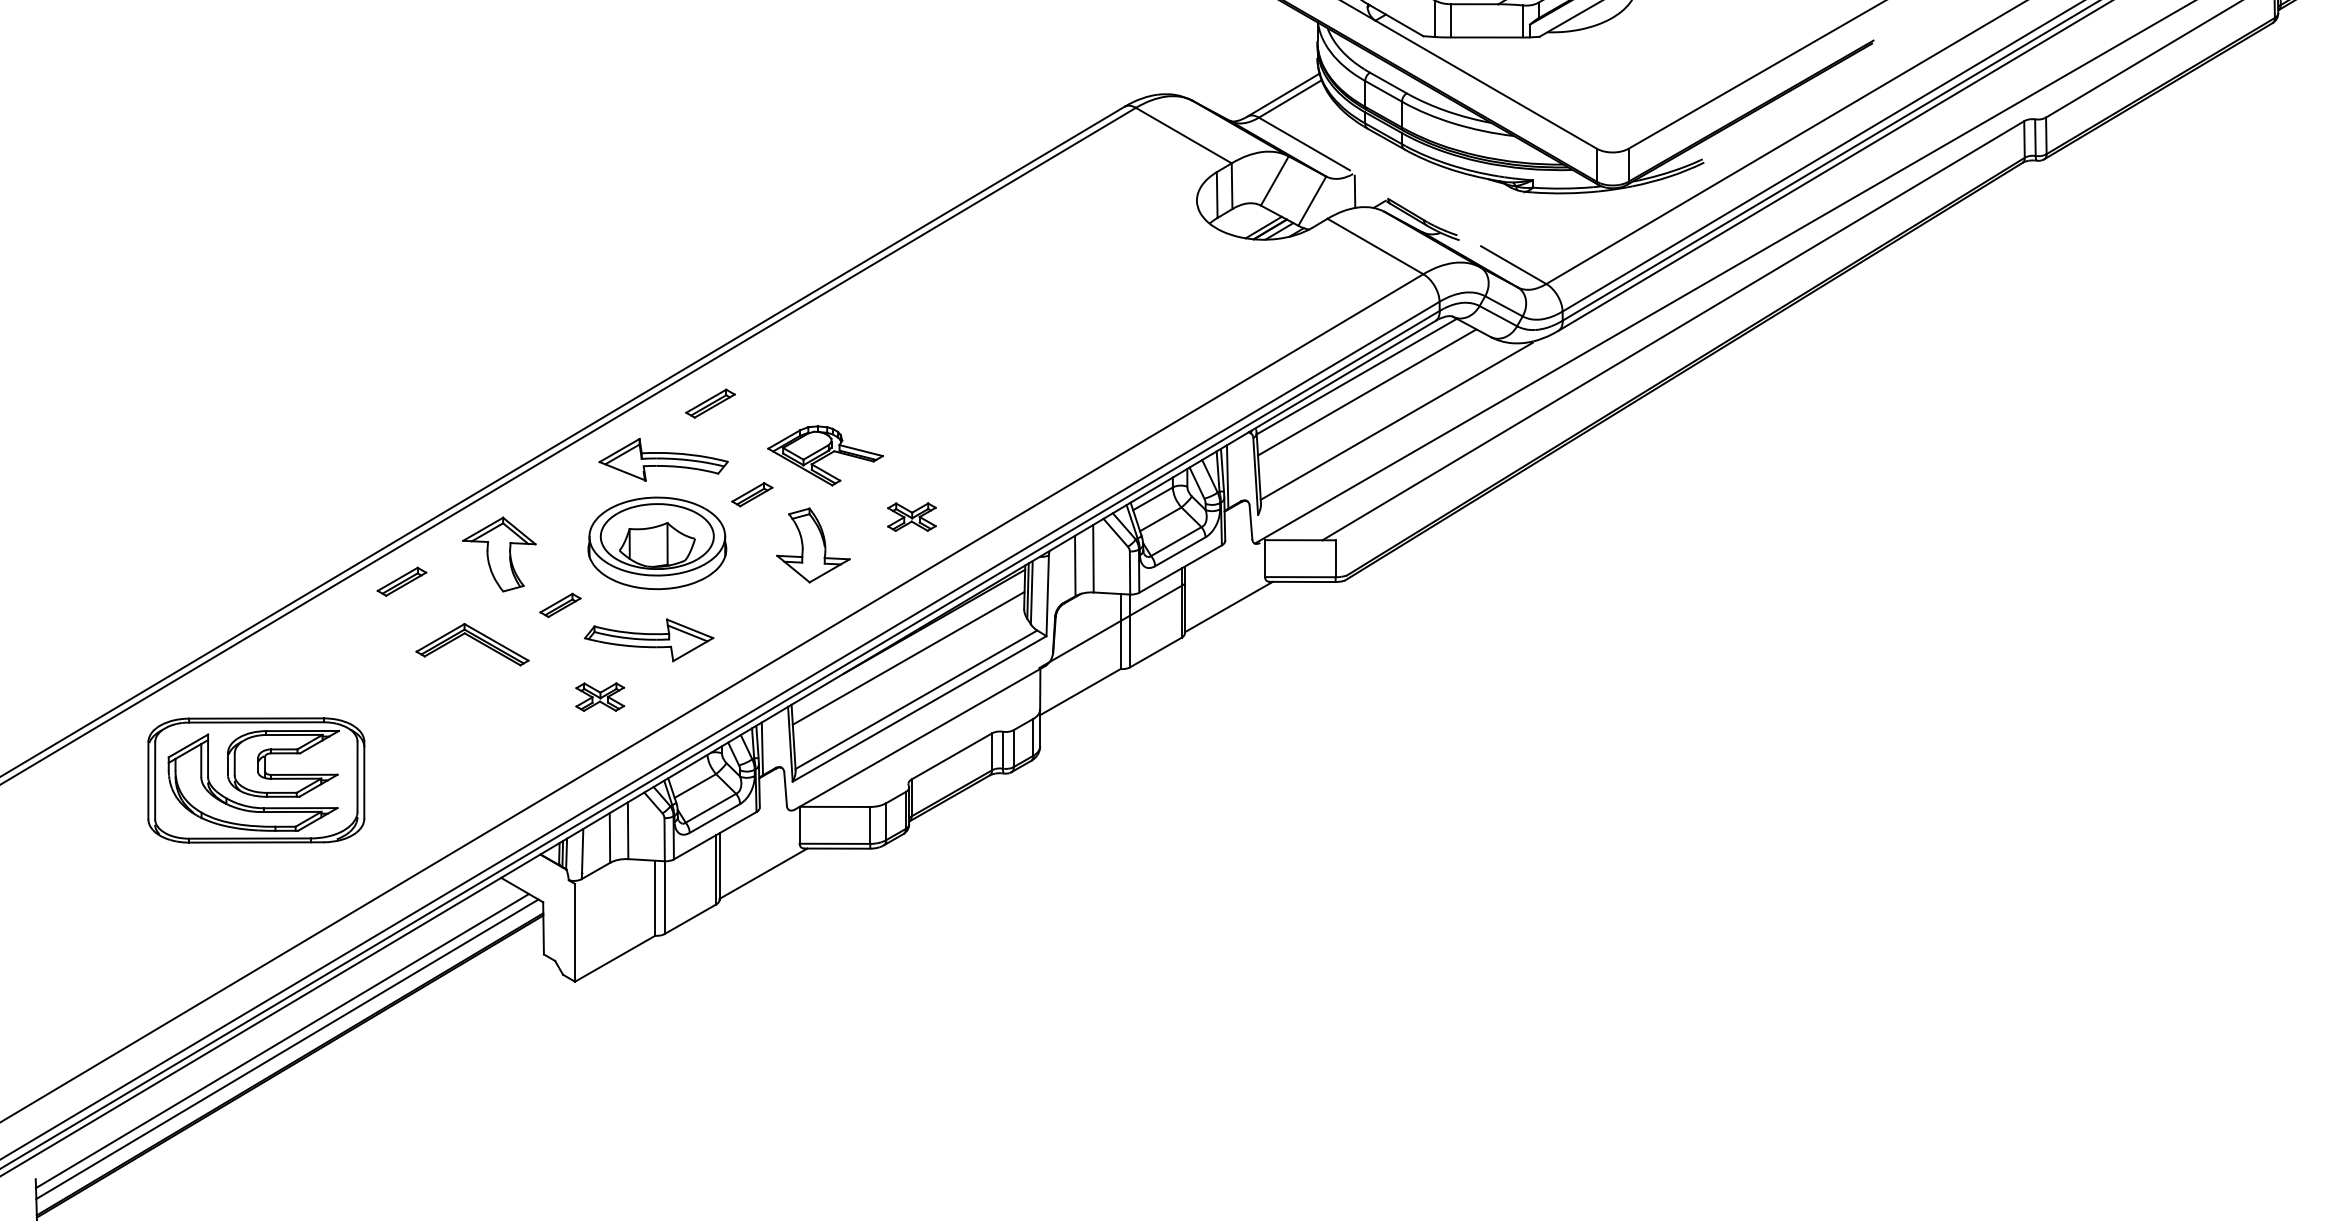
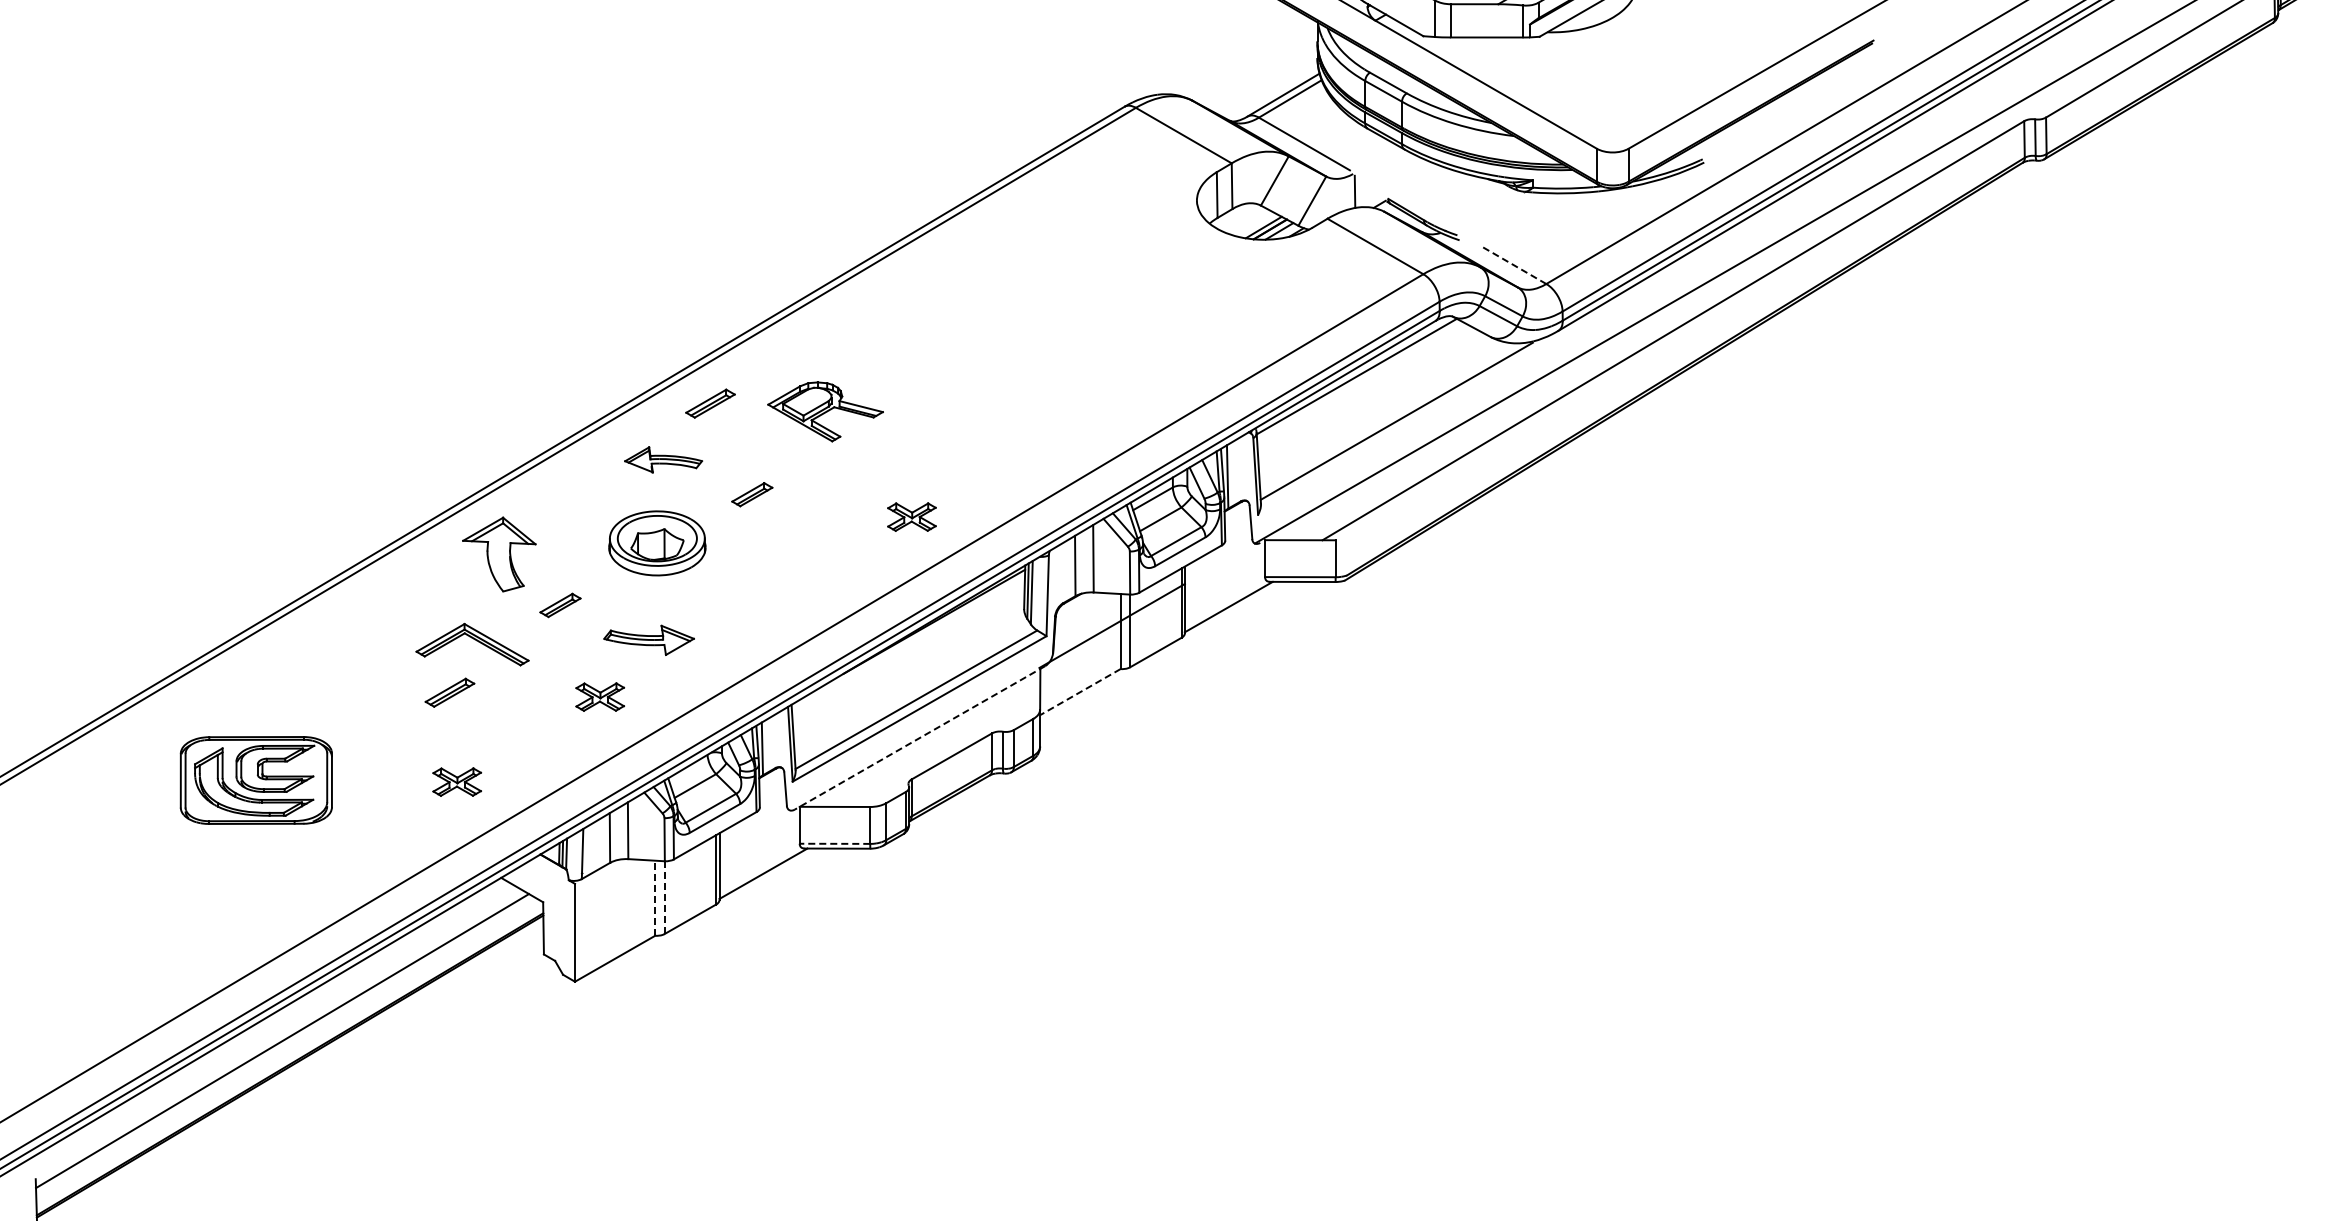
line: solid -> dashed (1513, 265)
line: present -> none (1366, 392)
part position: (825, 455) -> (825, 411) (825, 411)
part size: 131x44 px -> 80x28 px (663, 459)
part size: 141x95 px -> 99x67 px (657, 543)
part: present -> none (813, 545)
part position: (401, 581) -> (449, 692) (449, 692)
part size: 132x45 px -> 92x32 px (648, 639)
line: present -> none (908, 657)
line: solid -> dashed (1080, 692)
line: solid -> dashed (919, 738)
part size: 219x127 px -> 154x89 px (255, 780)
part: none -> present (457, 781)
line: solid -> dashed (834, 843)
line: solid -> dashed (664, 897)
line: solid -> dashed (655, 898)
line: present -> none (287, 1049)
